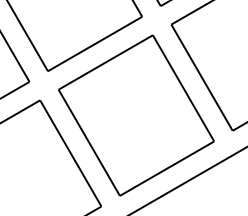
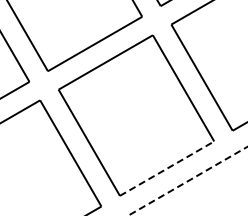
line: solid -> dashed (167, 168)
line: solid -> dashed (188, 181)
